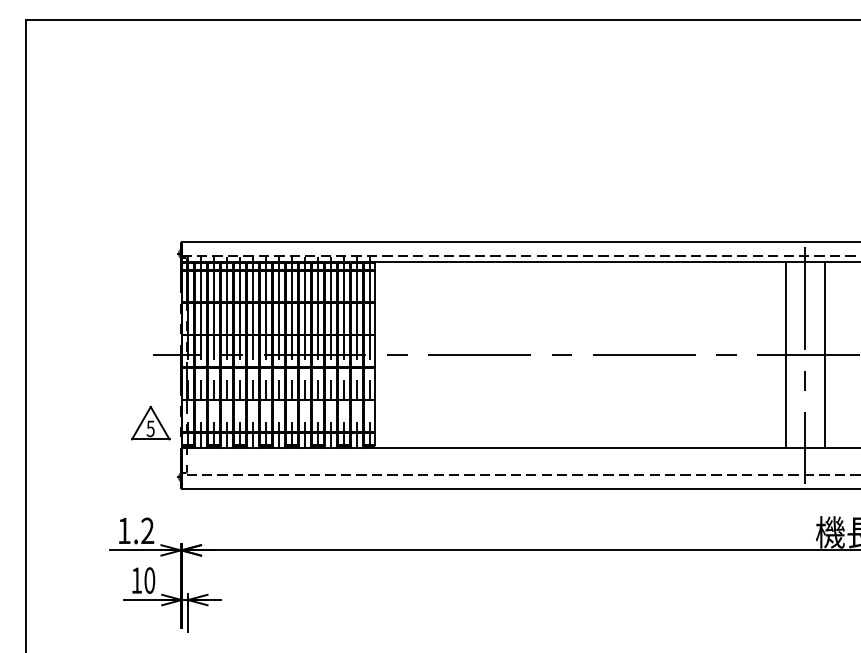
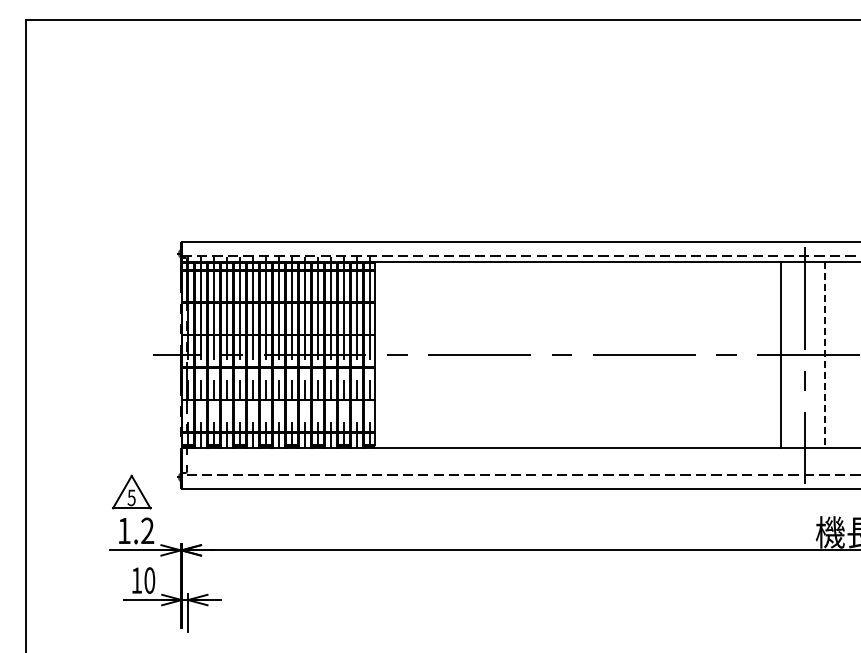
line position: (785, 354) -> (780, 354) (780, 354)
line: solid -> dashed (824, 355)
part position: (150, 422) -> (131, 491) (131, 491)
